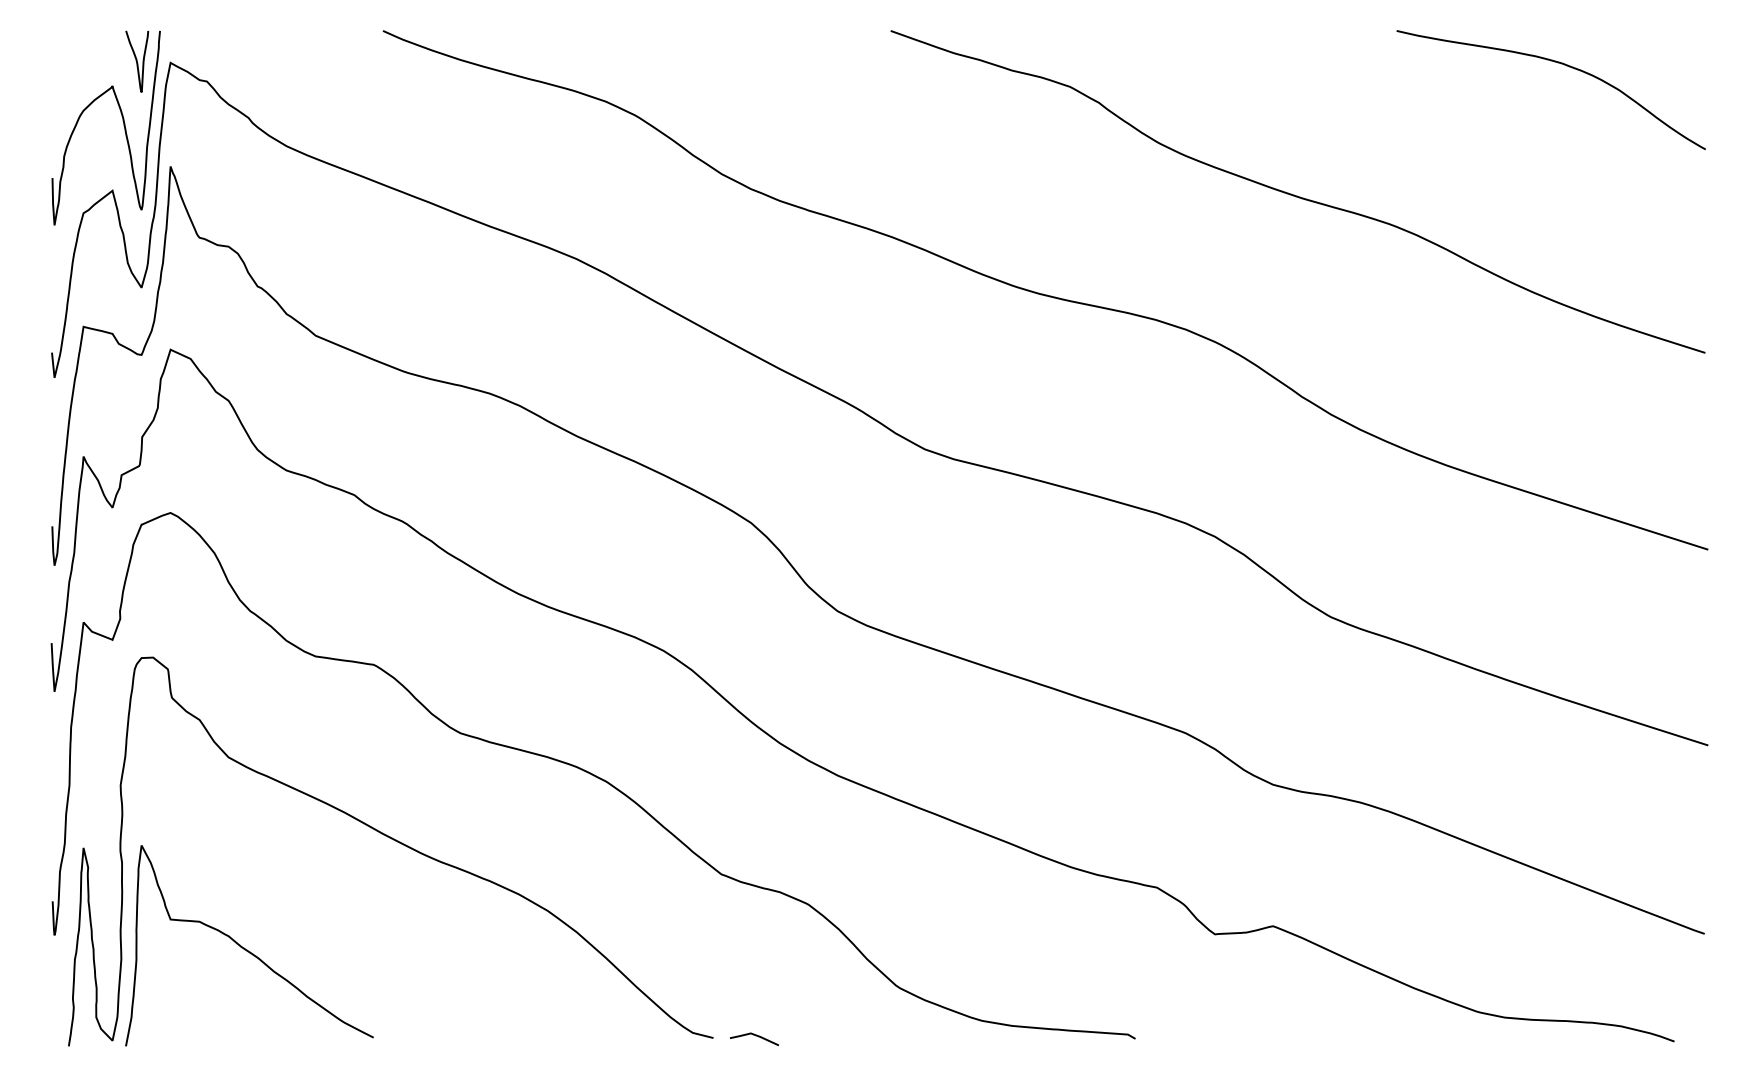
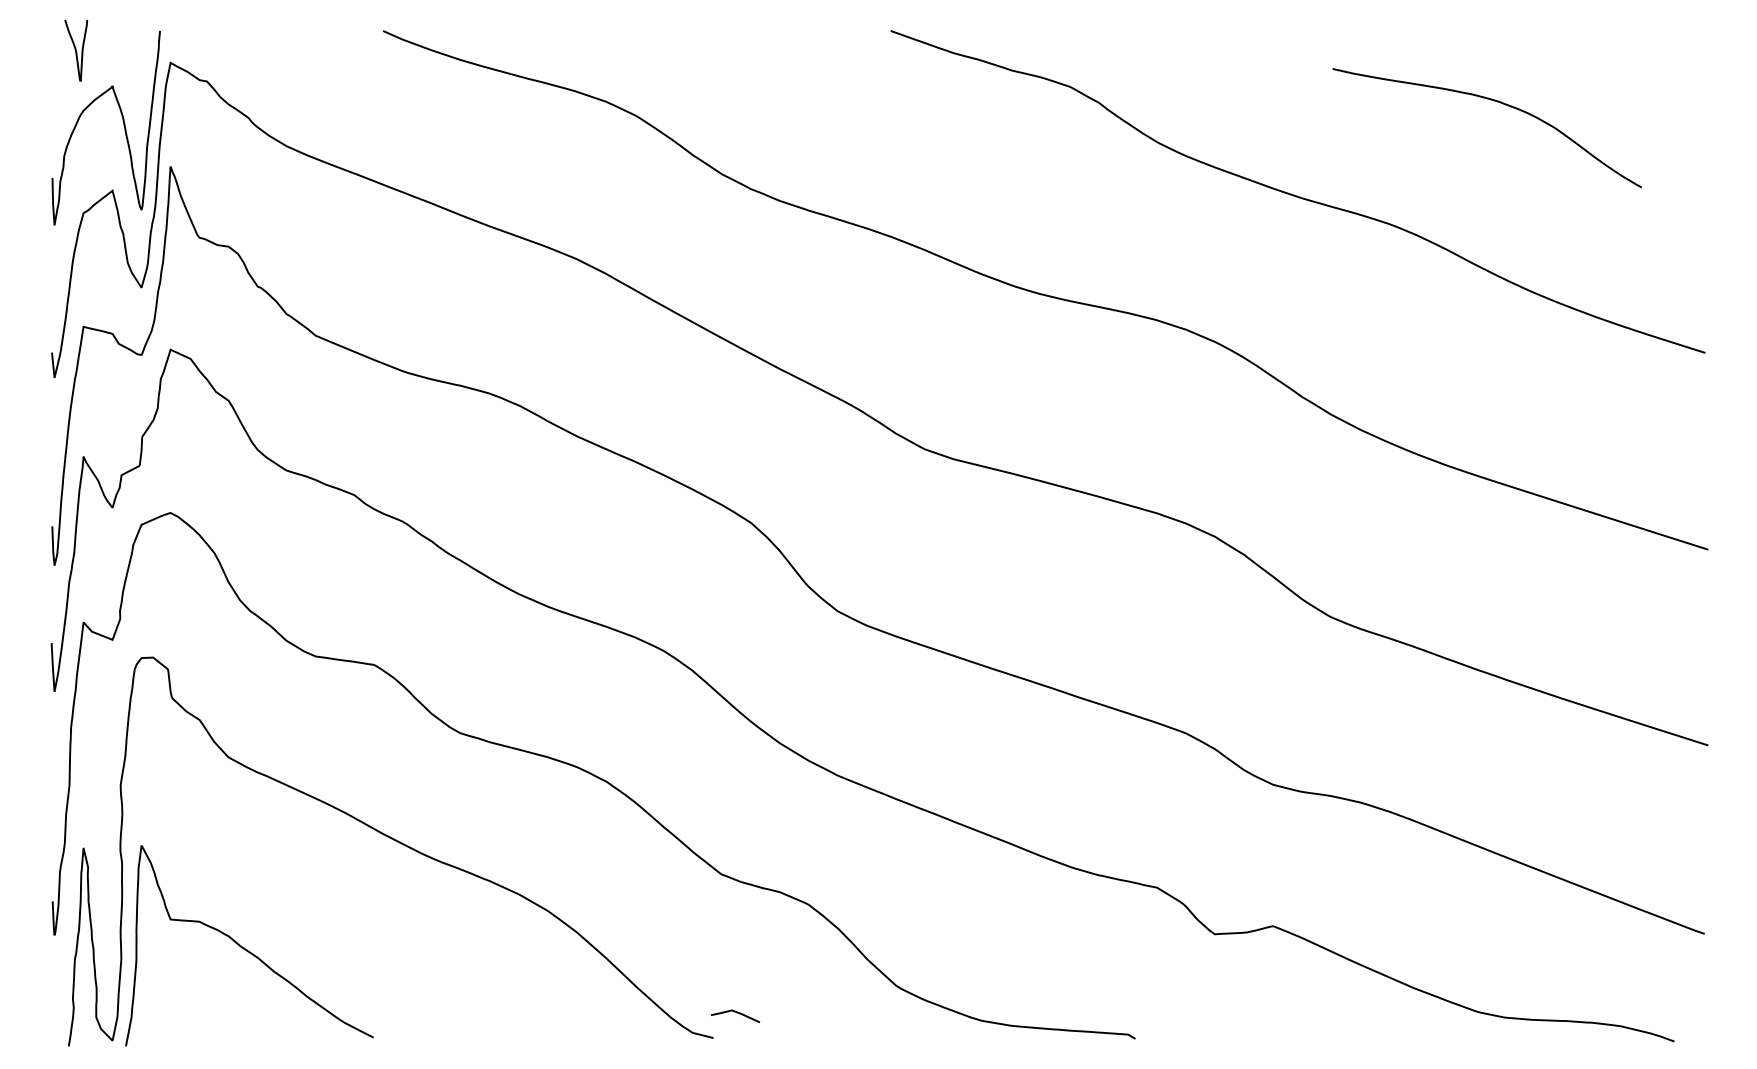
curve position: (137, 61) -> (76, 50) (76, 50)
curve position: (1557, 63) -> (1493, 101) (1493, 101)
line position: (755, 1036) -> (736, 1013) (736, 1013)
